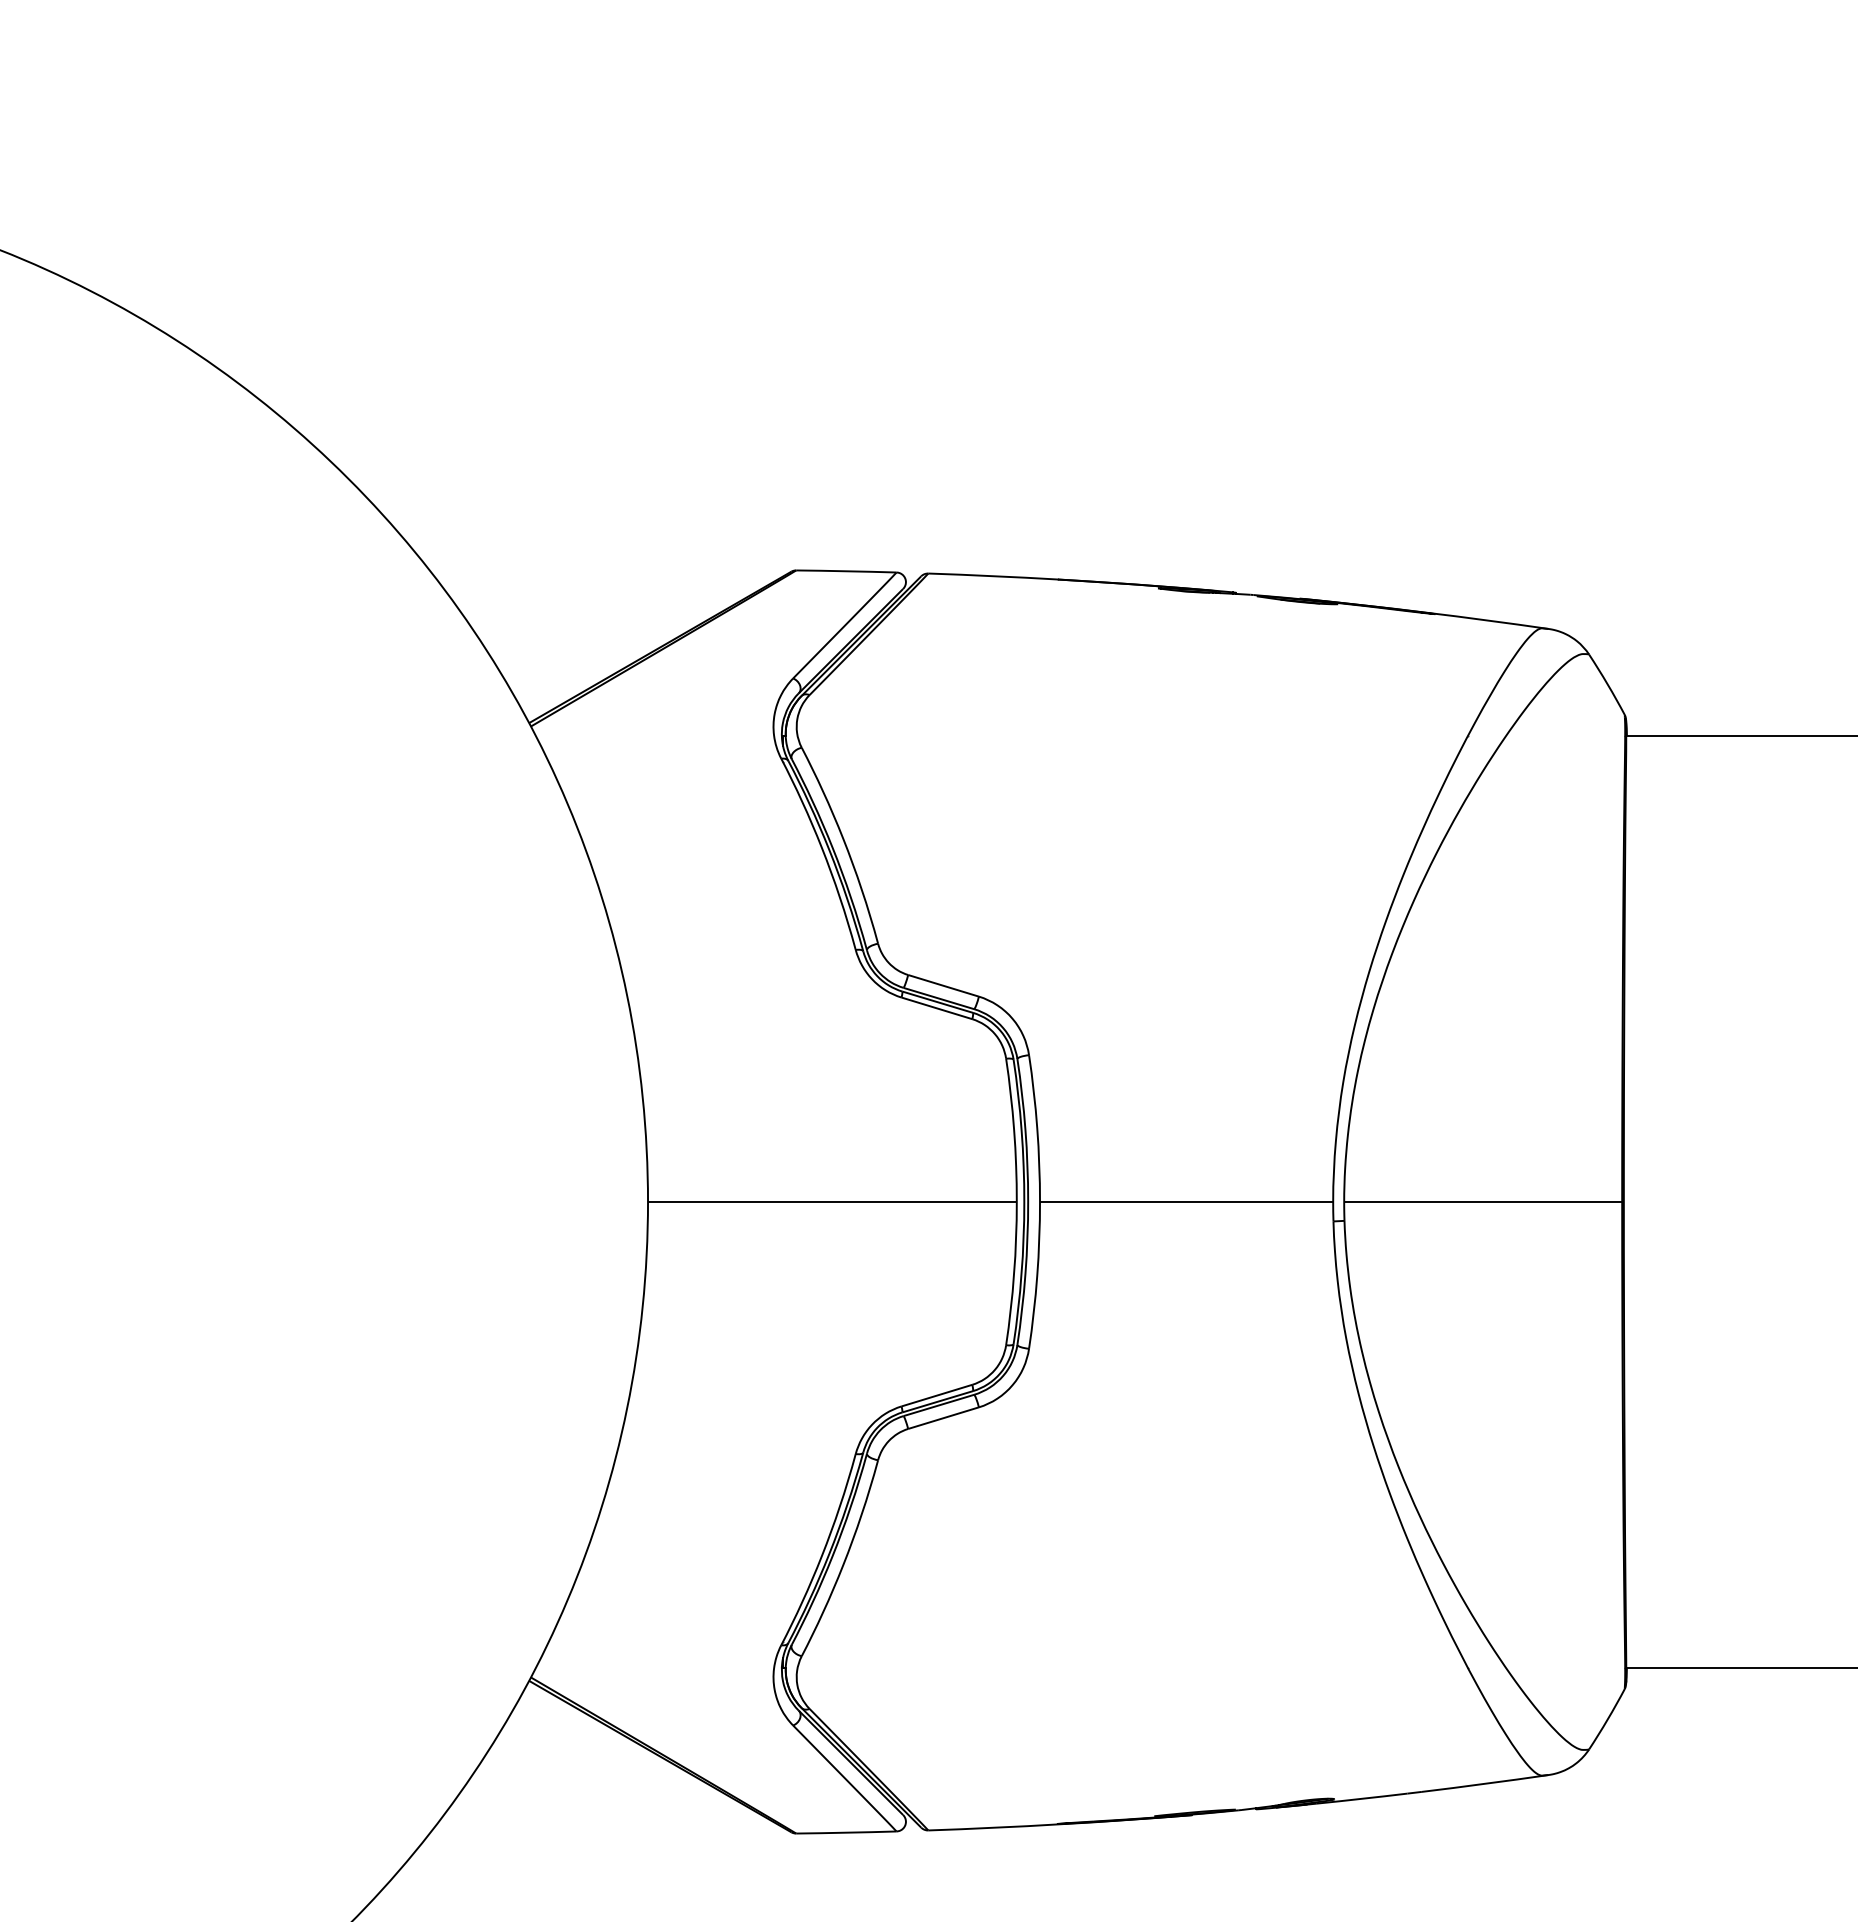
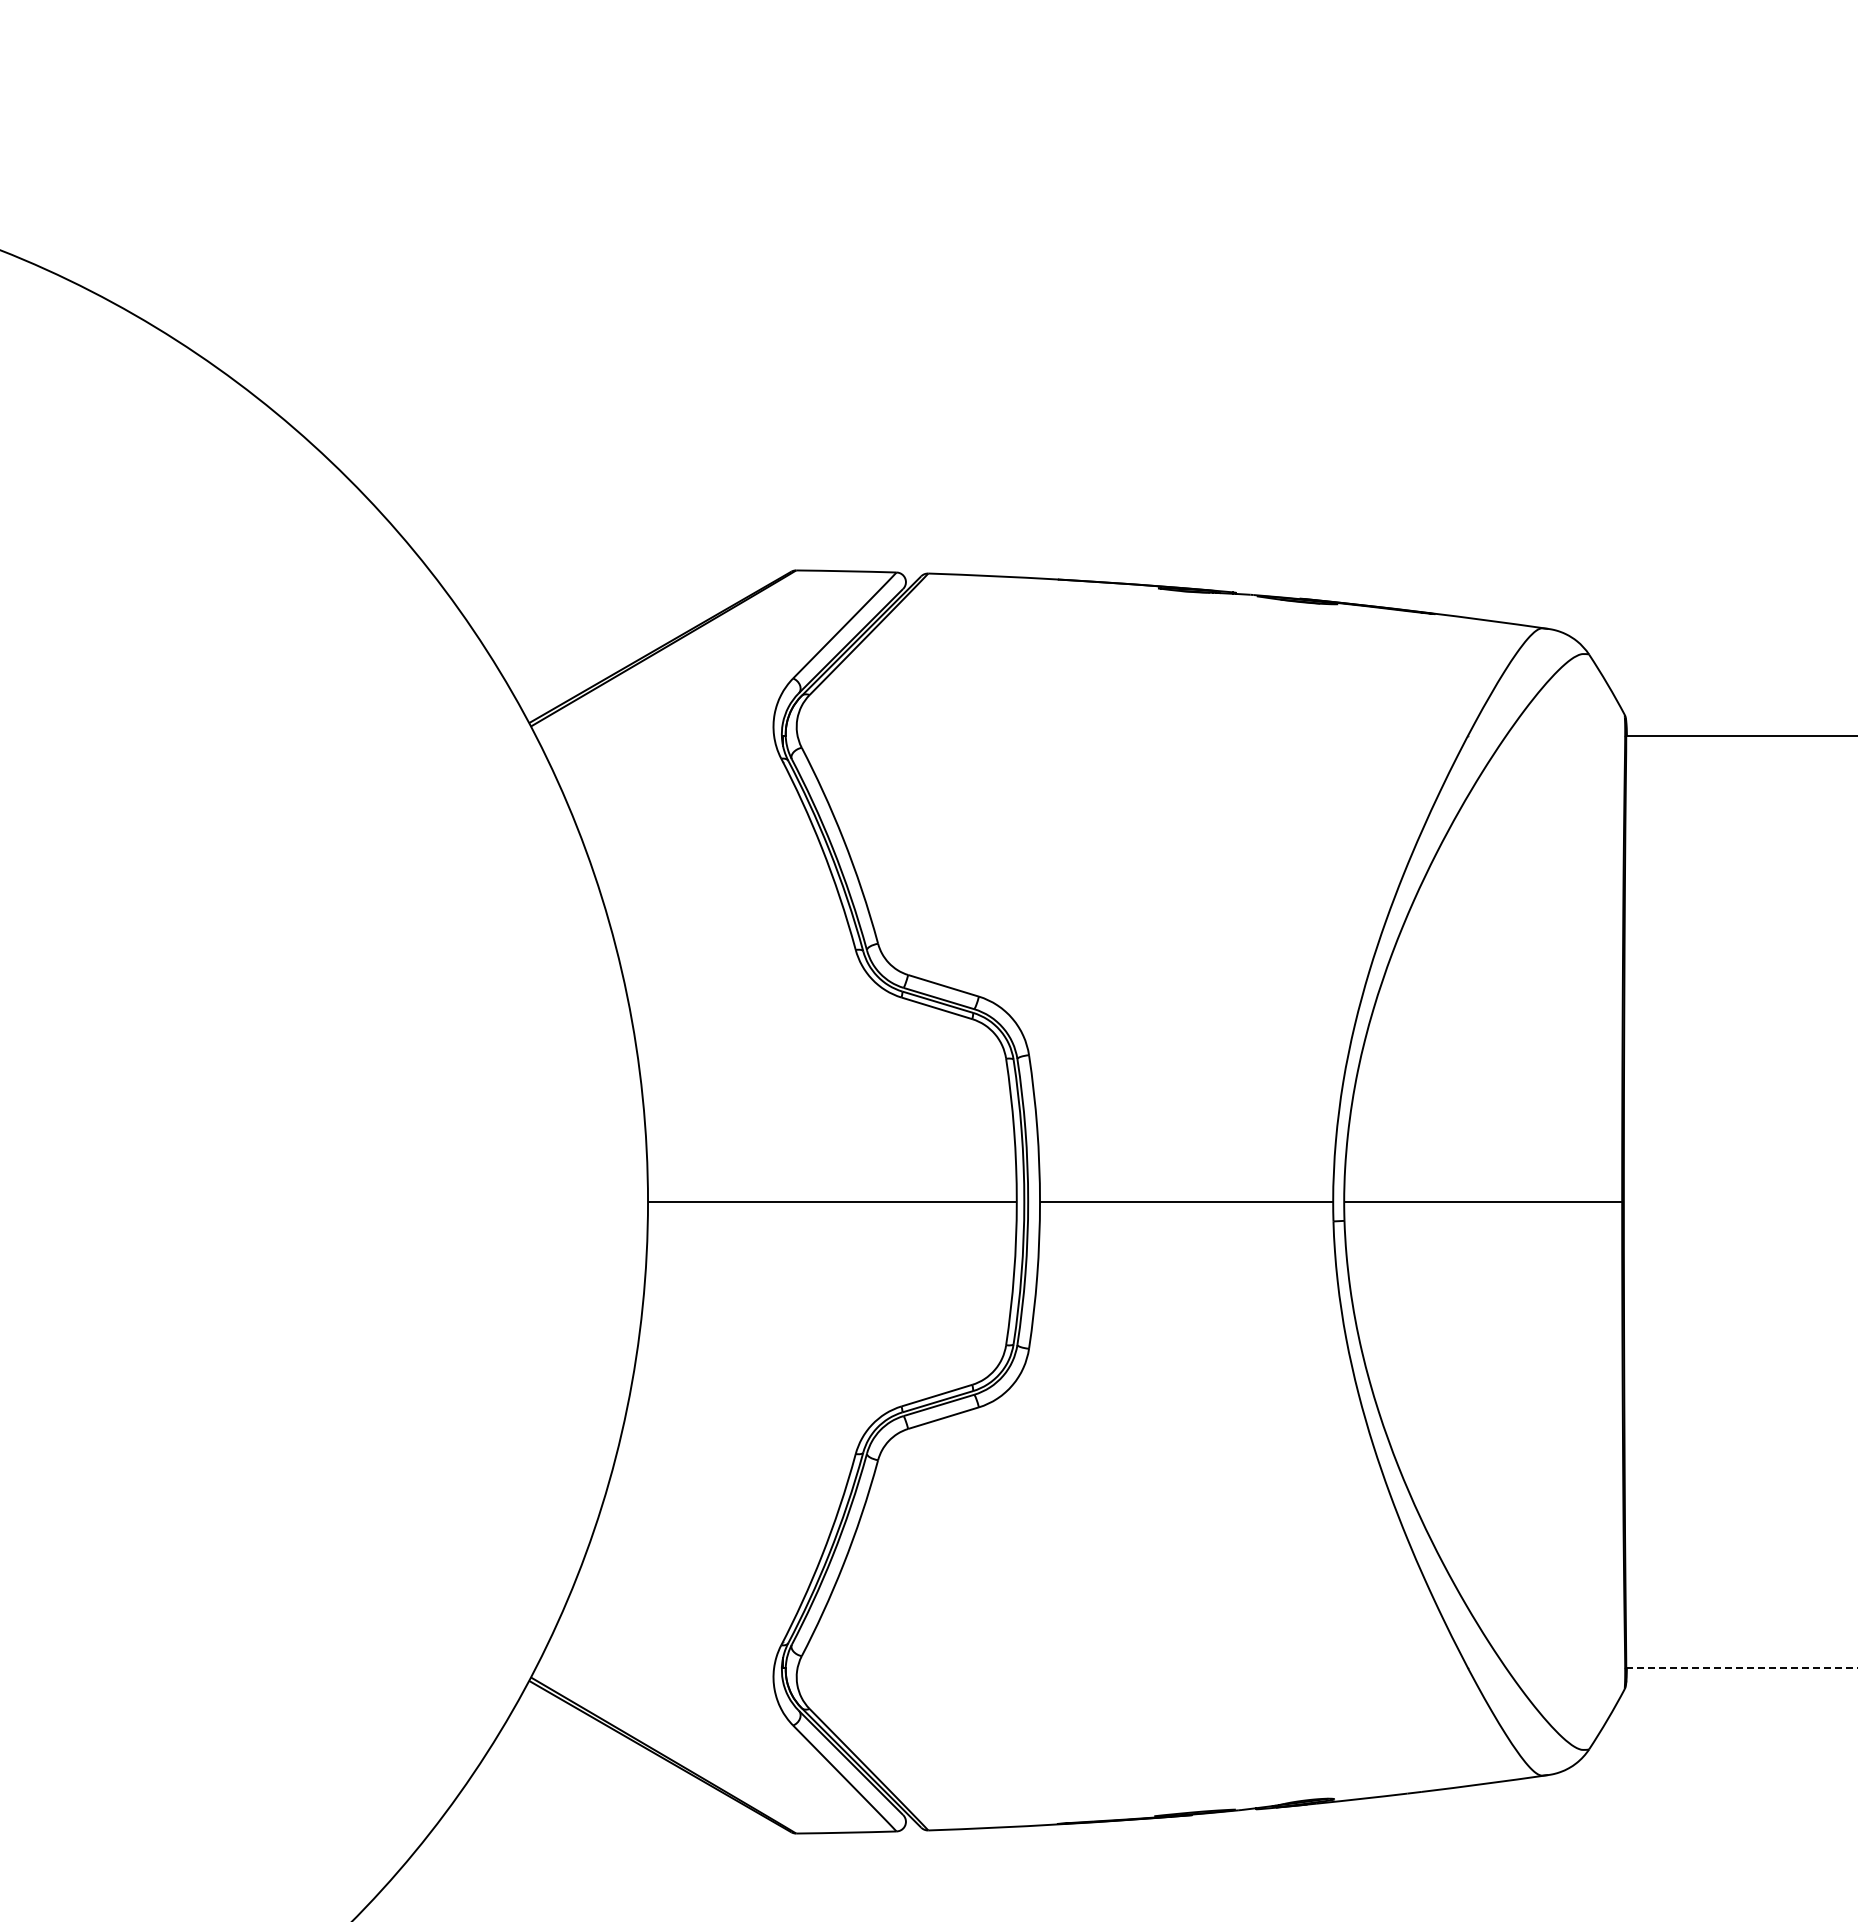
line: solid -> dashed (1742, 1668)
